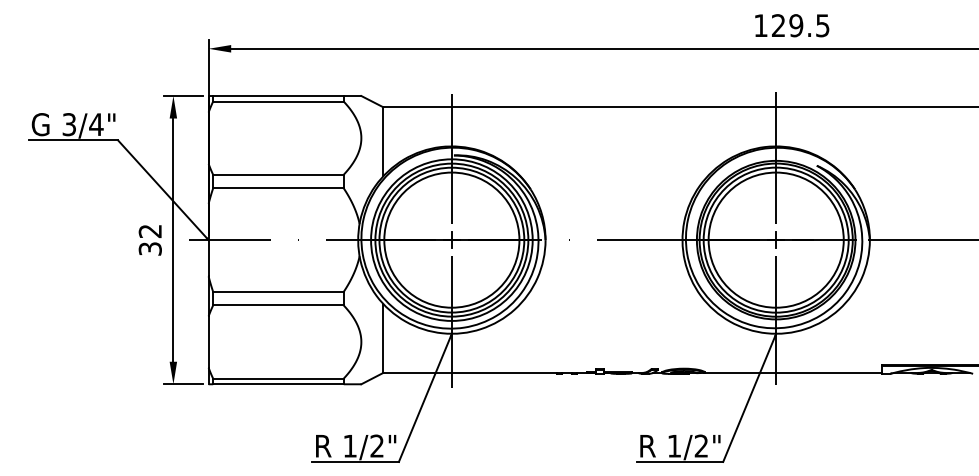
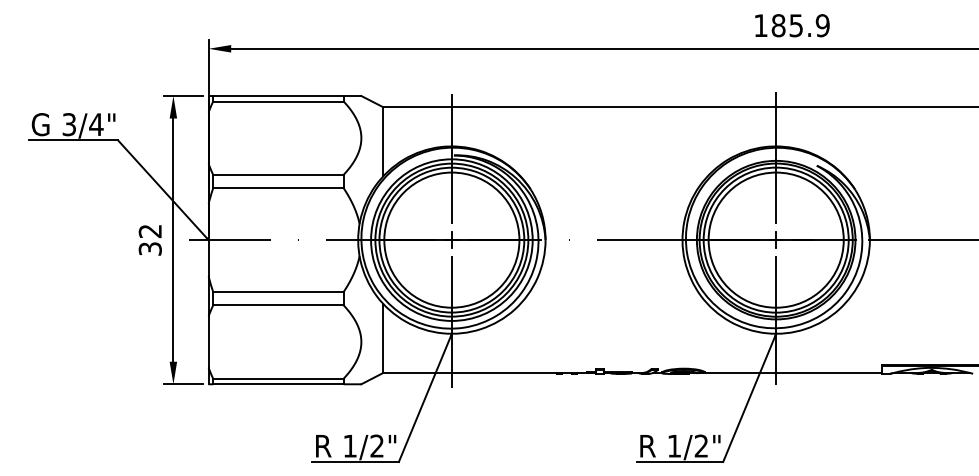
text: 129.5 -> 185.9 (800, 25)
